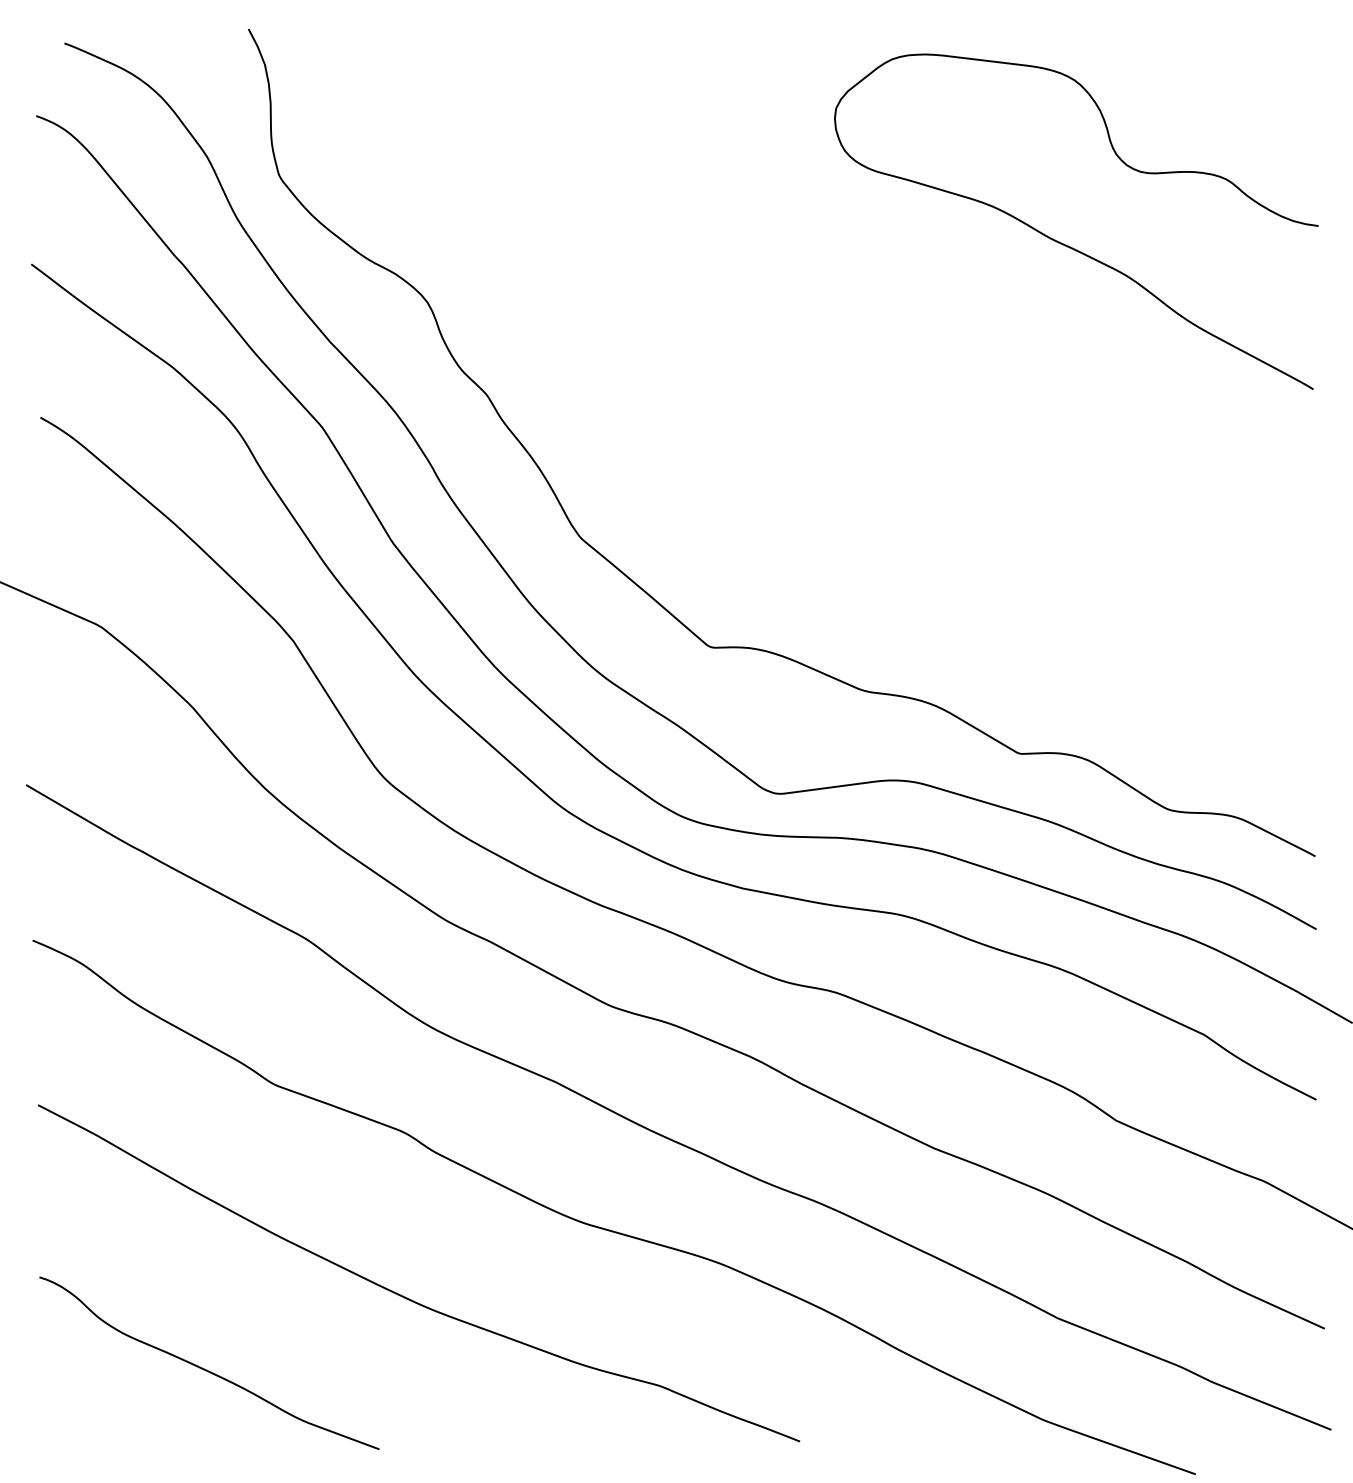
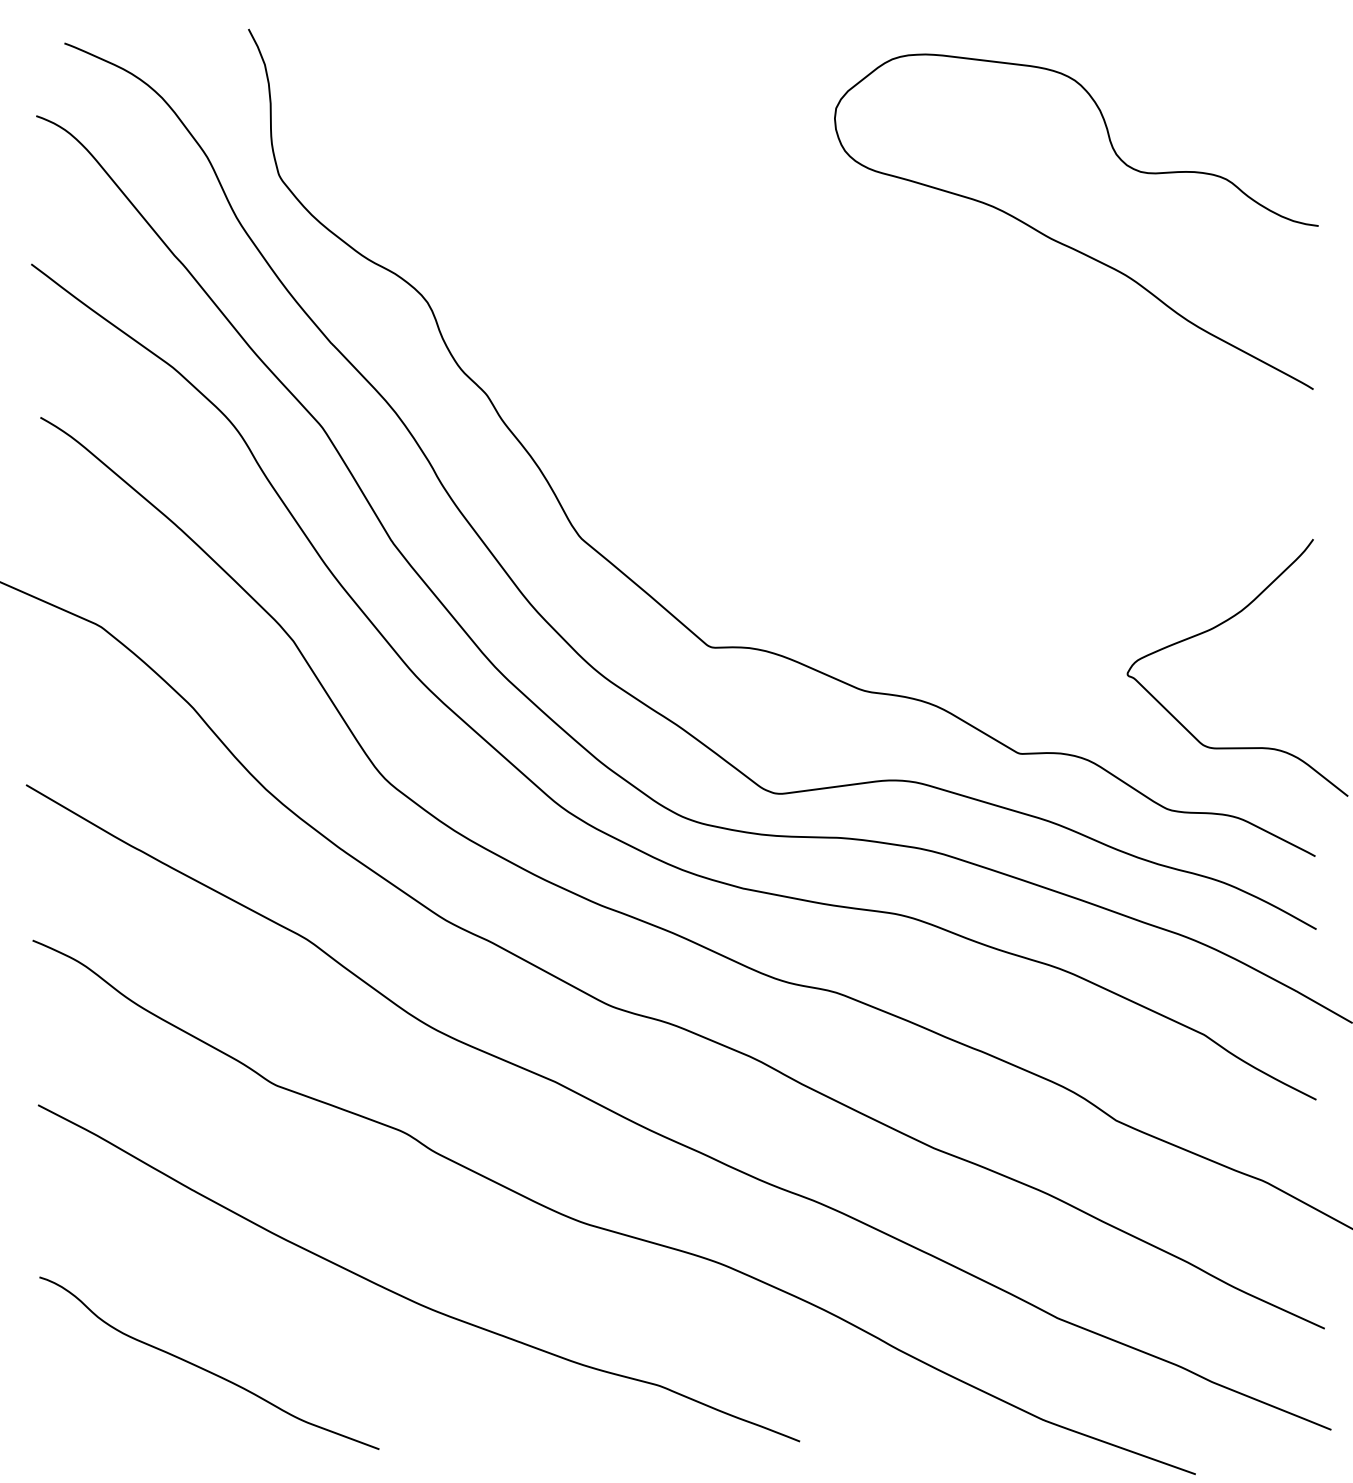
curve: none -> present (1215, 628)
